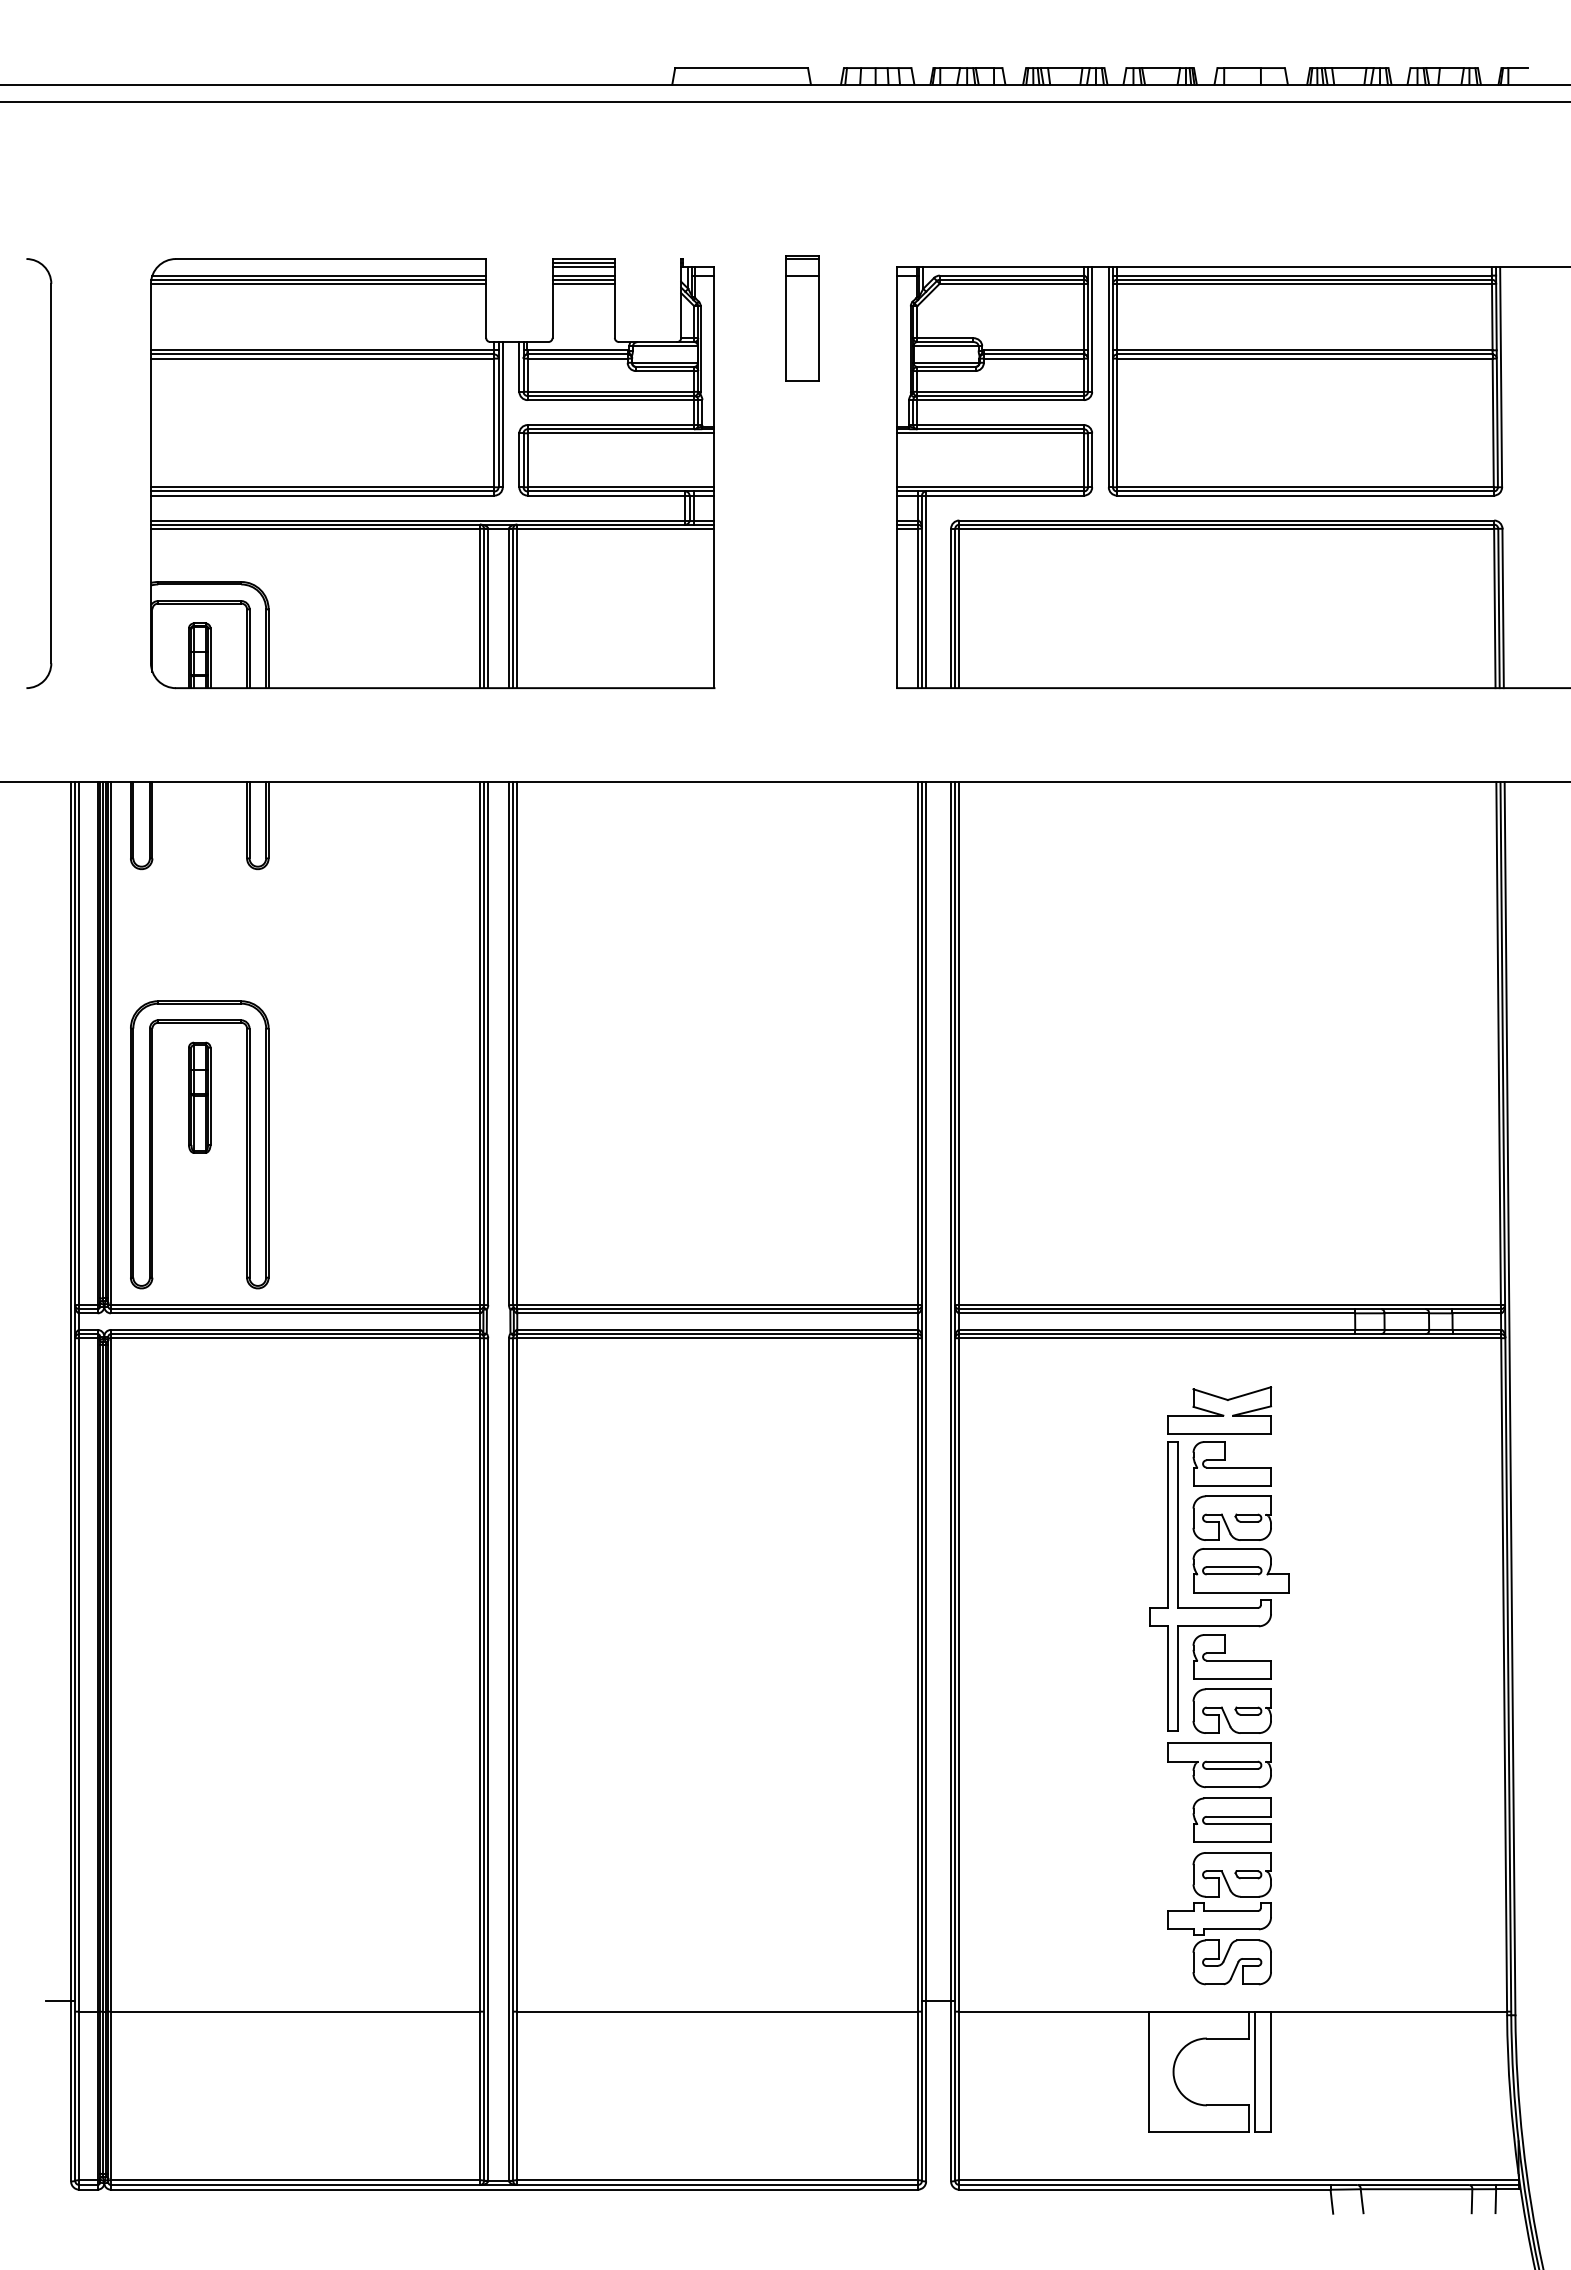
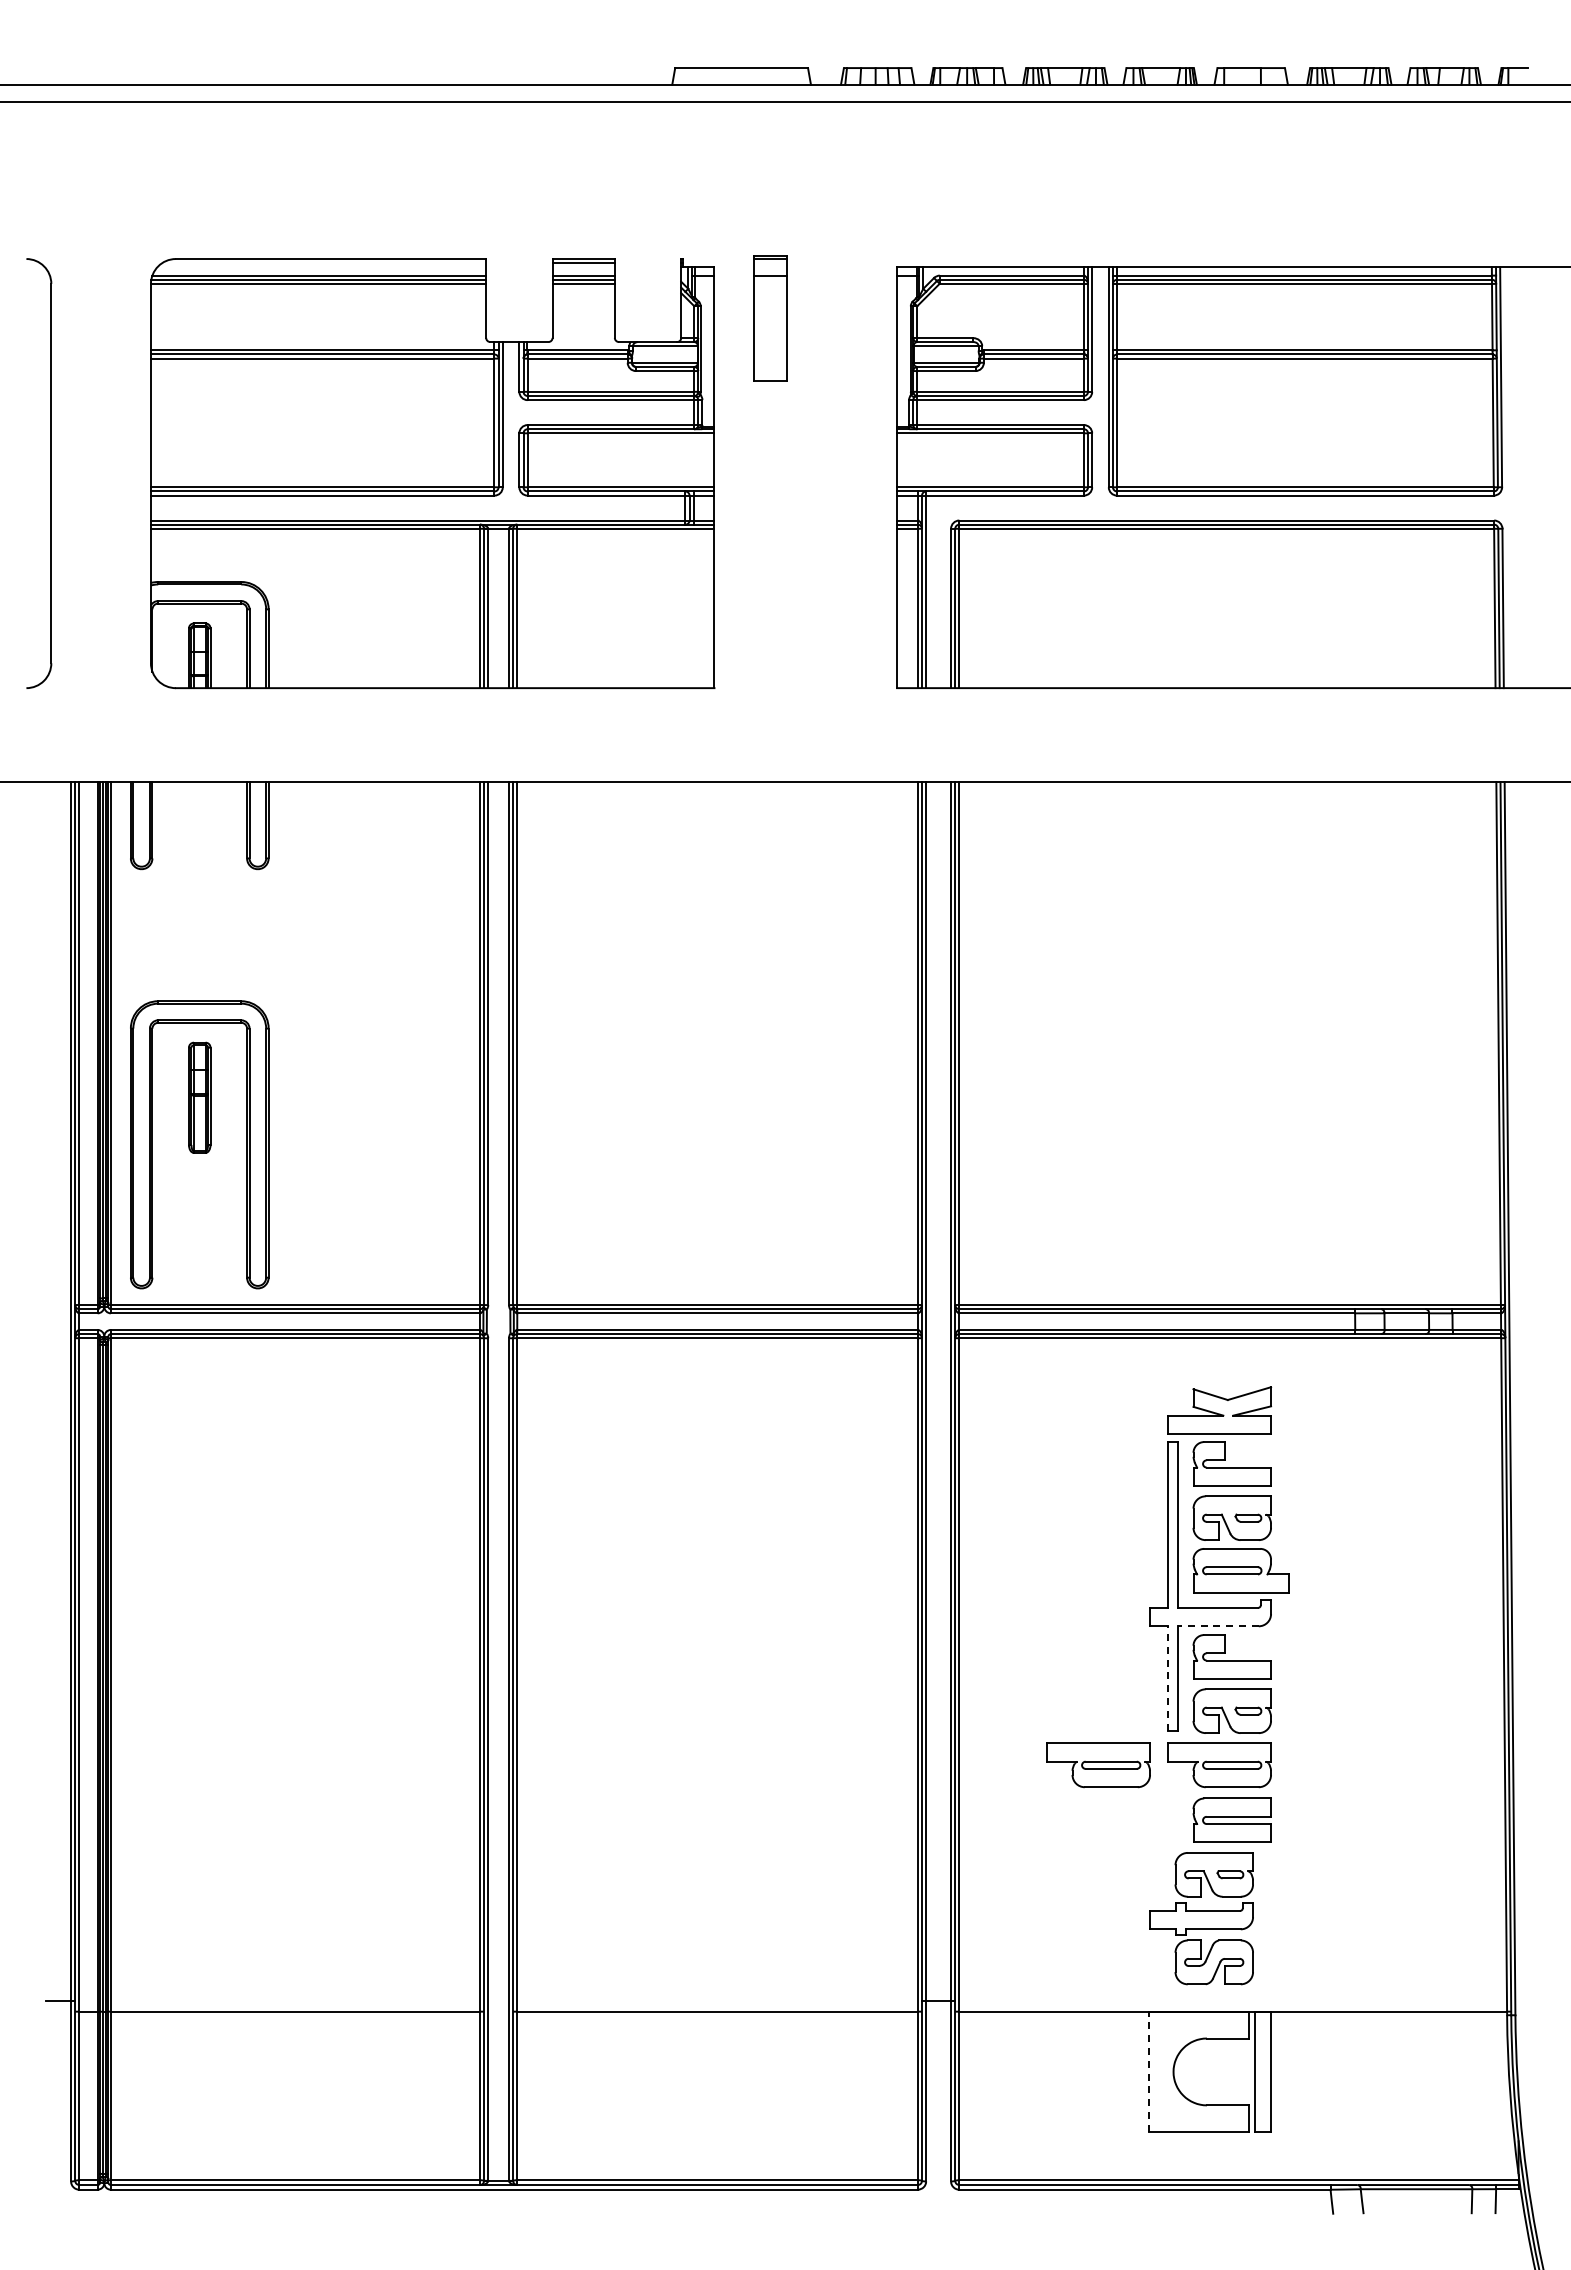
line: present -> none (583, 267)
part position: (802, 318) -> (770, 318) (770, 318)
line: solid -> dashed (1217, 1626)
line: solid -> dashed (1167, 1677)
part: none -> present (1098, 1765)
part position: (1219, 1918) -> (1201, 1918) (1201, 1918)
line: solid -> dashed (1149, 2071)
